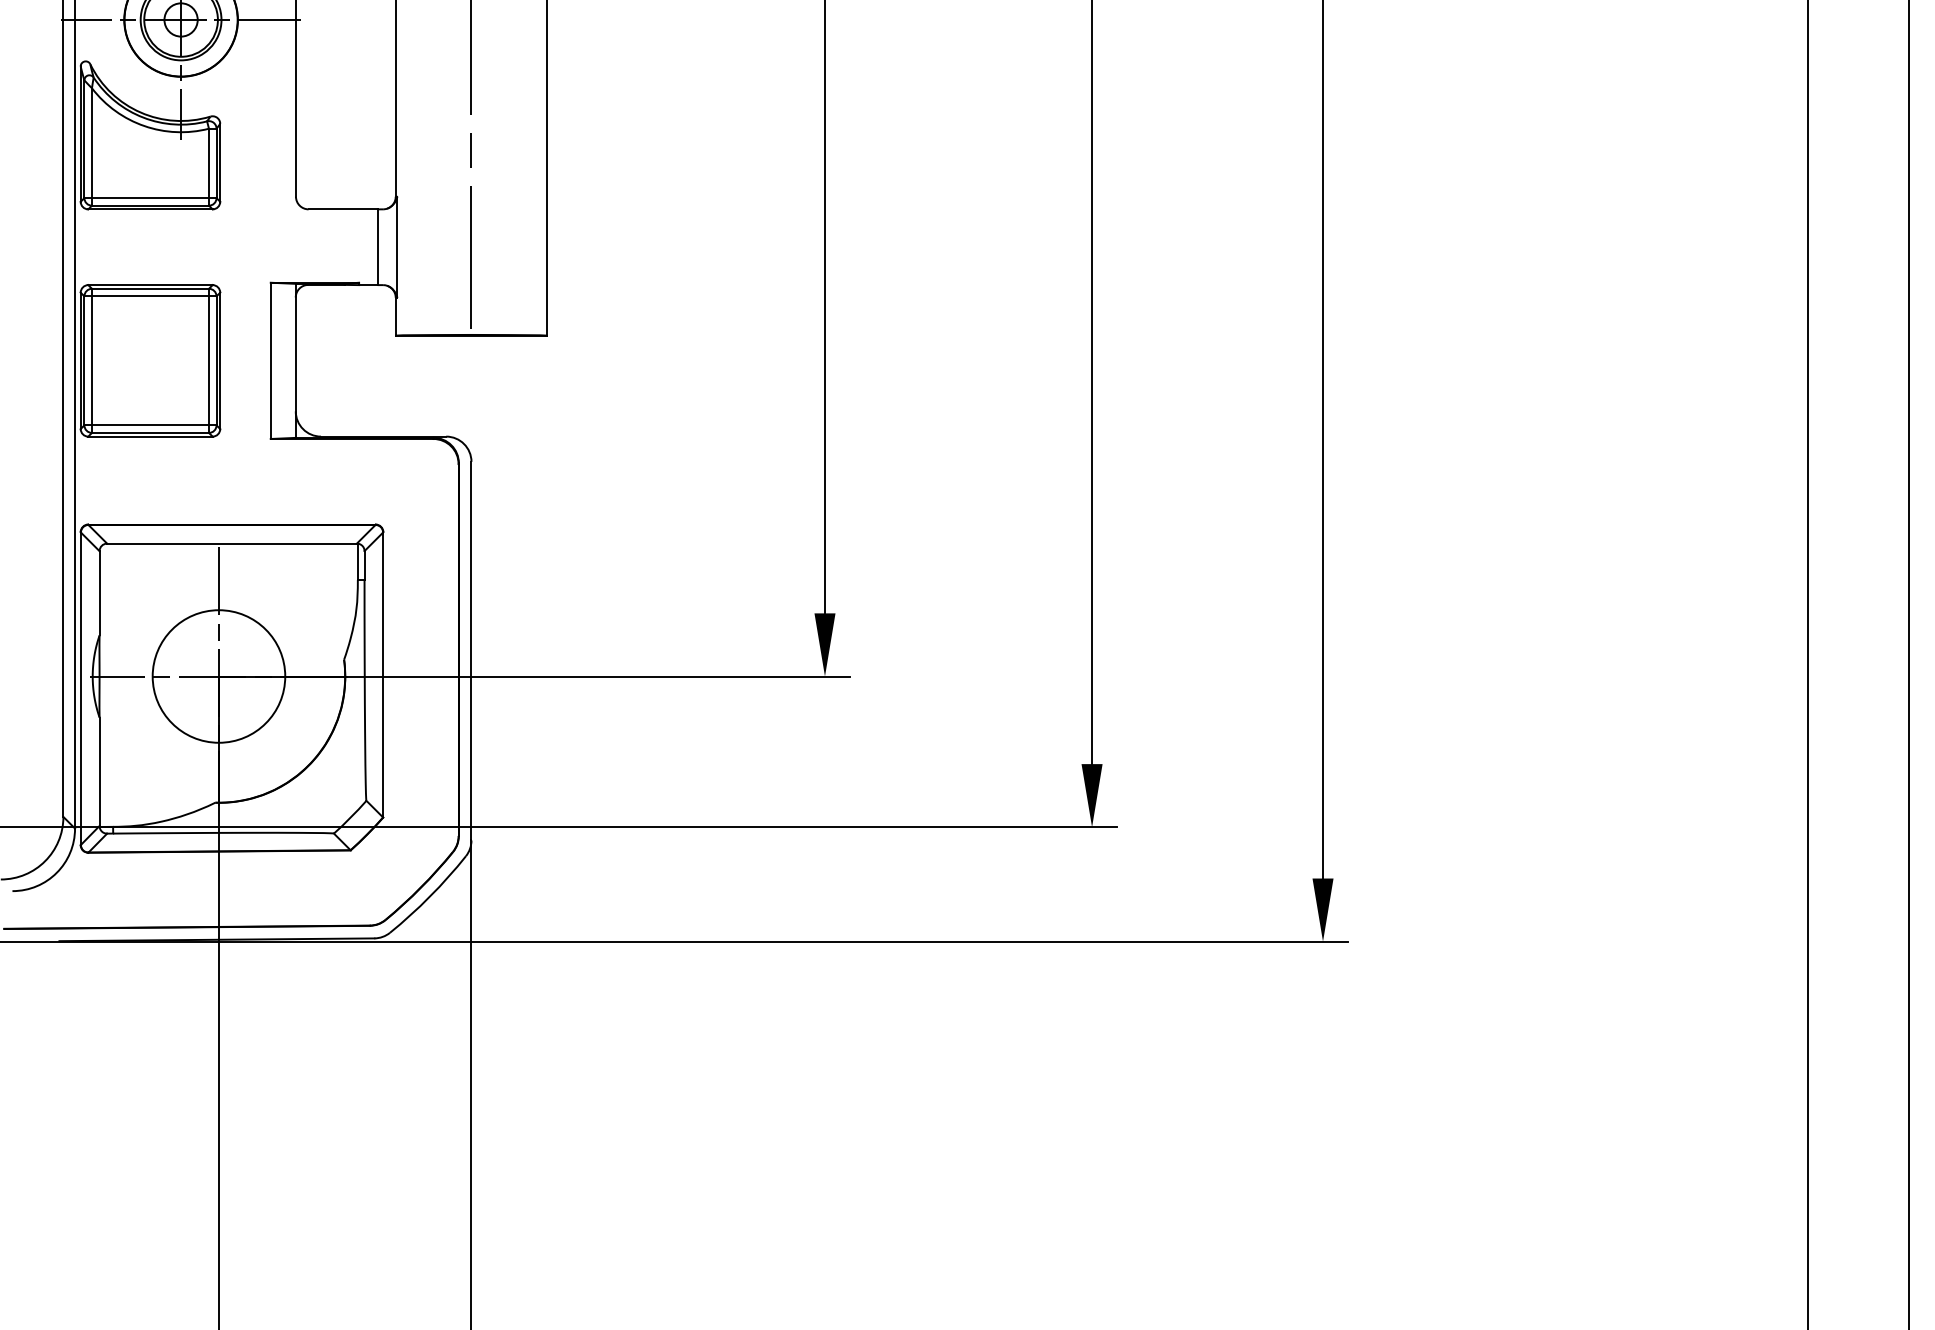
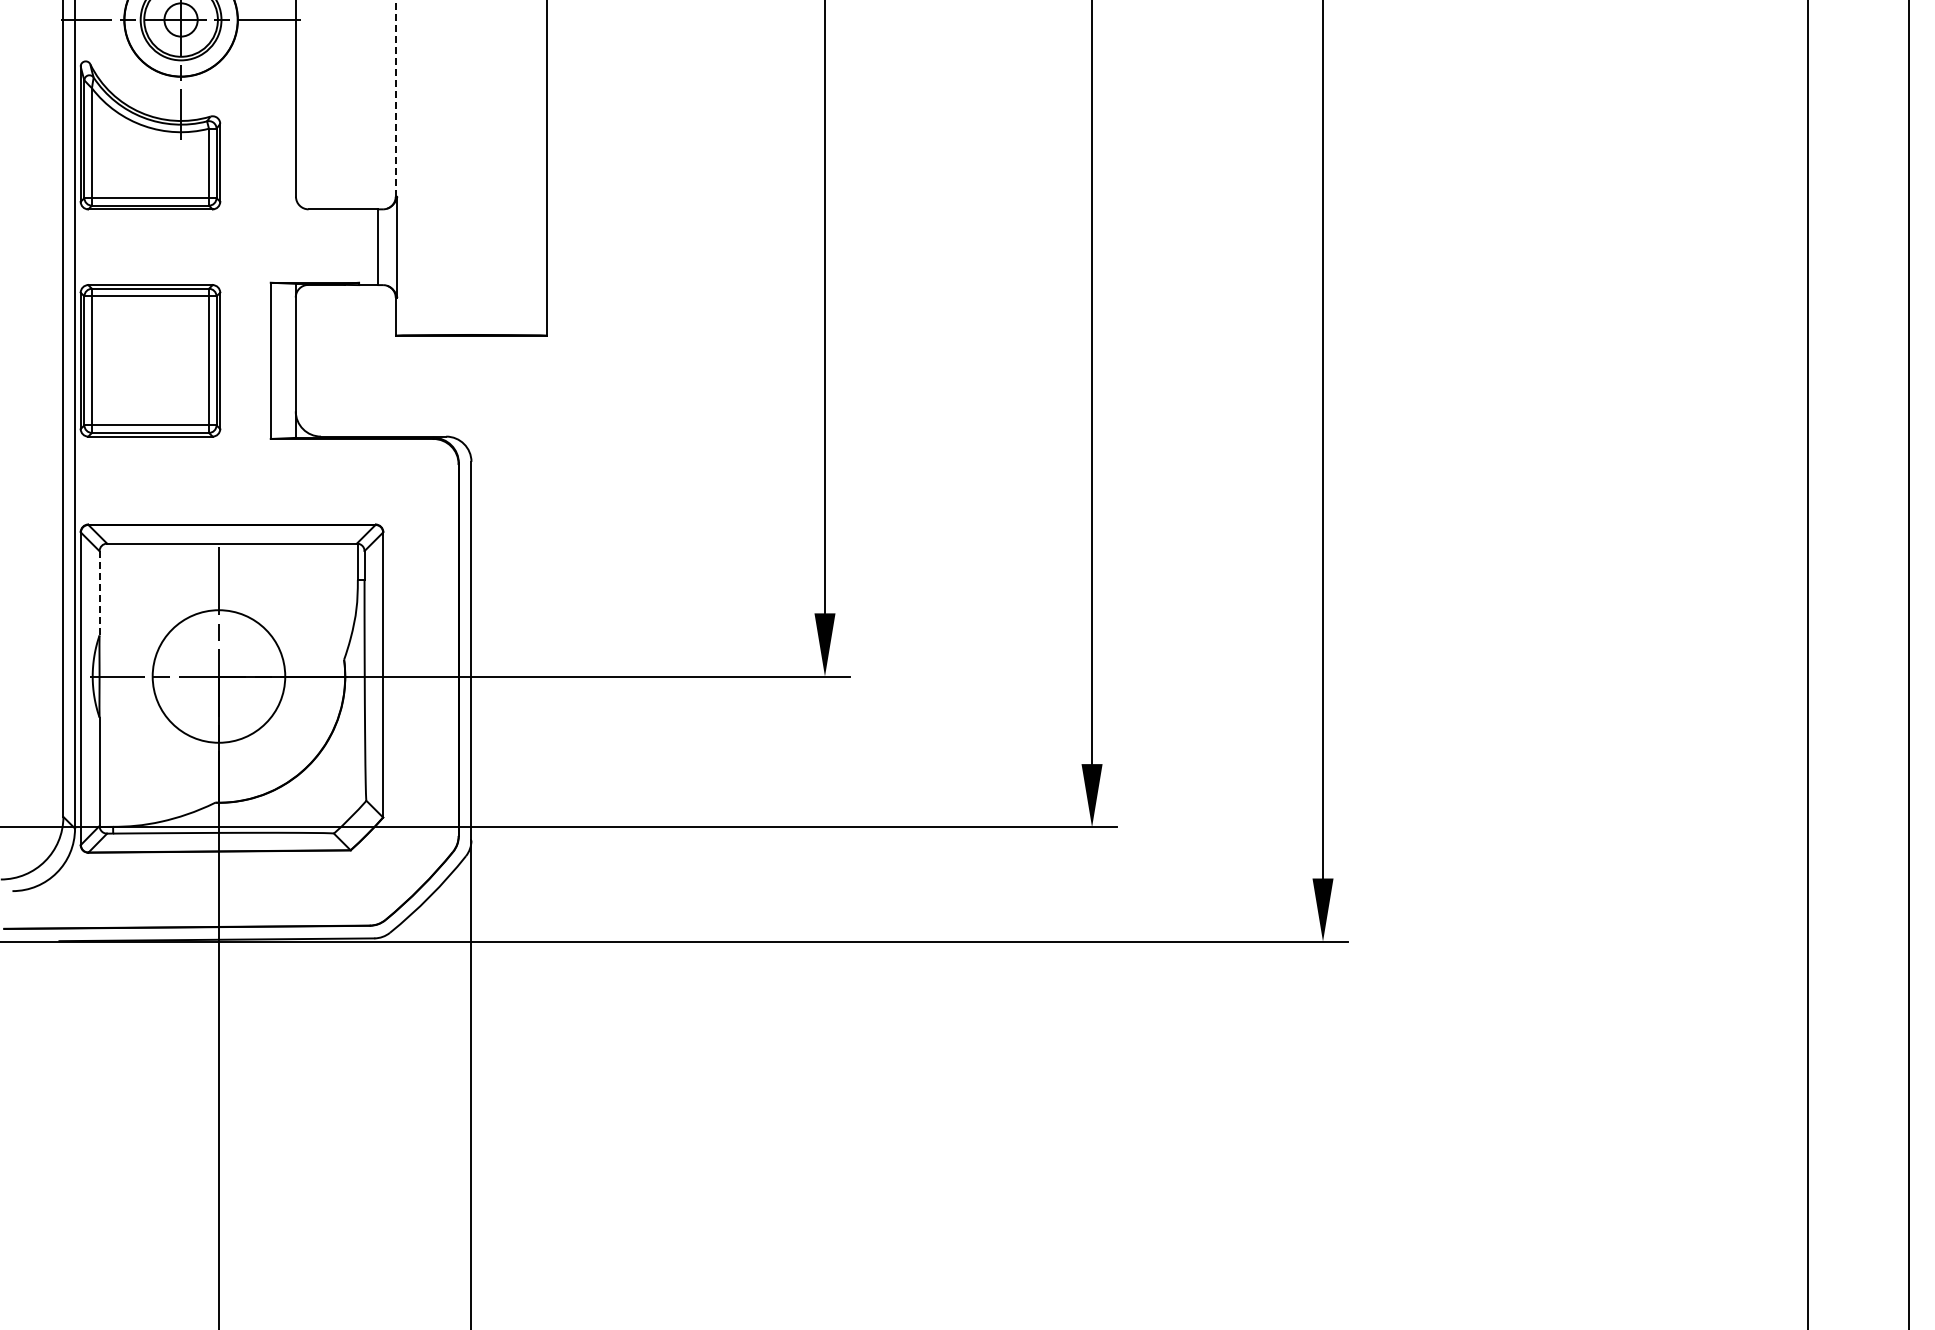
line: solid -> dashed (395, 97)
line: present -> none (471, 165)
line: solid -> dashed (99, 593)
